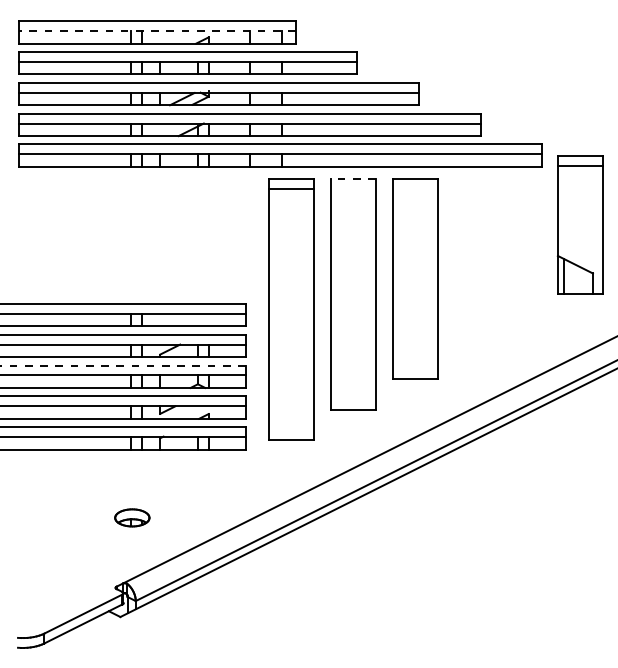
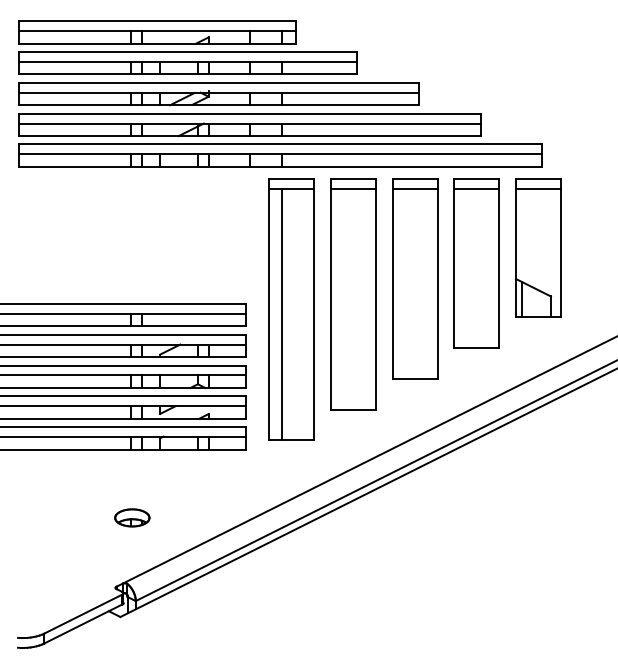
line: dashed -> solid (156, 31)
line: dashed -> solid (352, 178)
line: none -> present (352, 188)
line: none -> present (414, 188)
part position: (579, 224) -> (537, 247) (537, 247)
part: none -> present (476, 263)
line: none -> present (281, 314)
line: dashed -> solid (122, 365)
